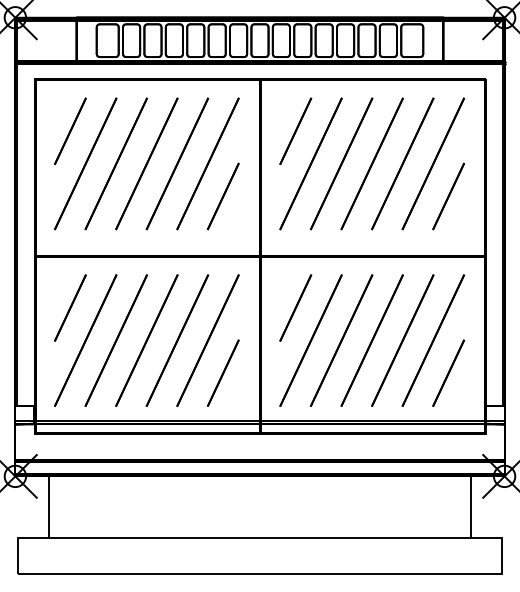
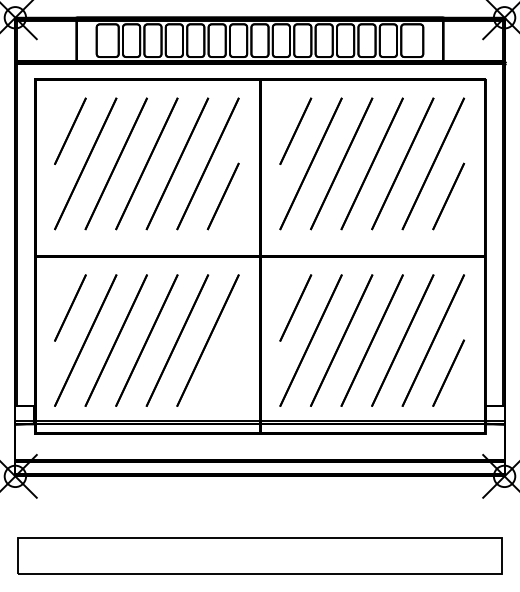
line: present -> none (222, 372)
line: present -> none (49, 506)
line: present -> none (470, 506)
